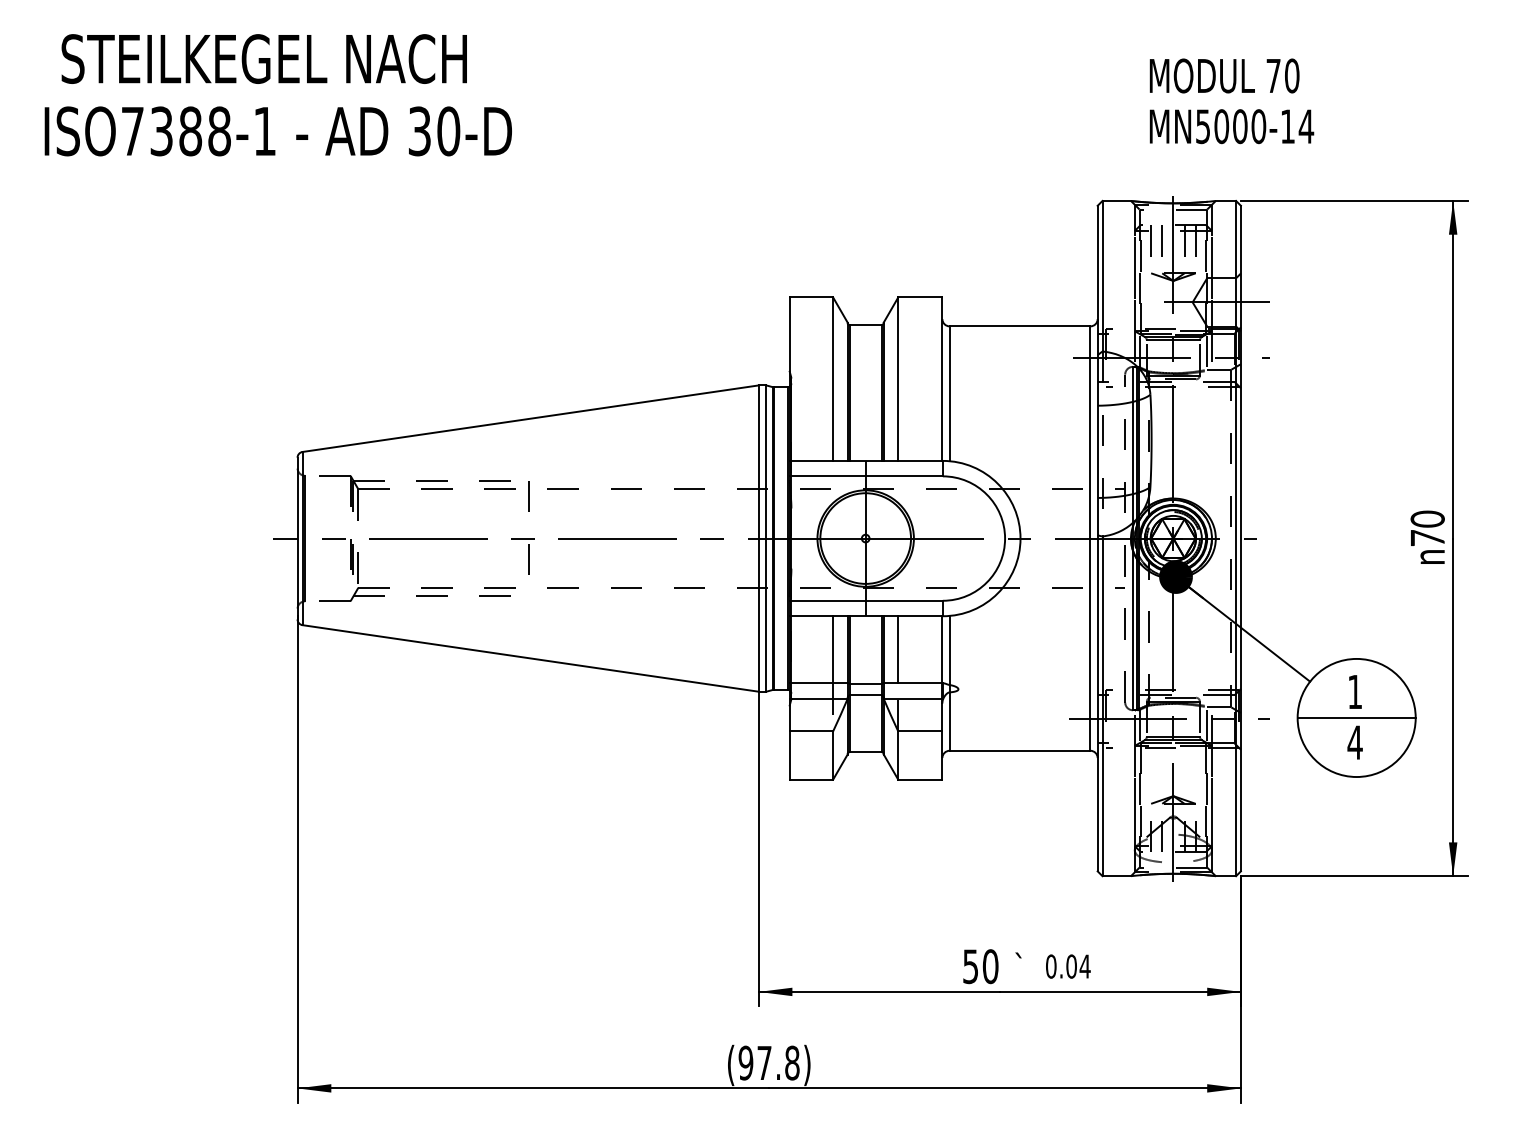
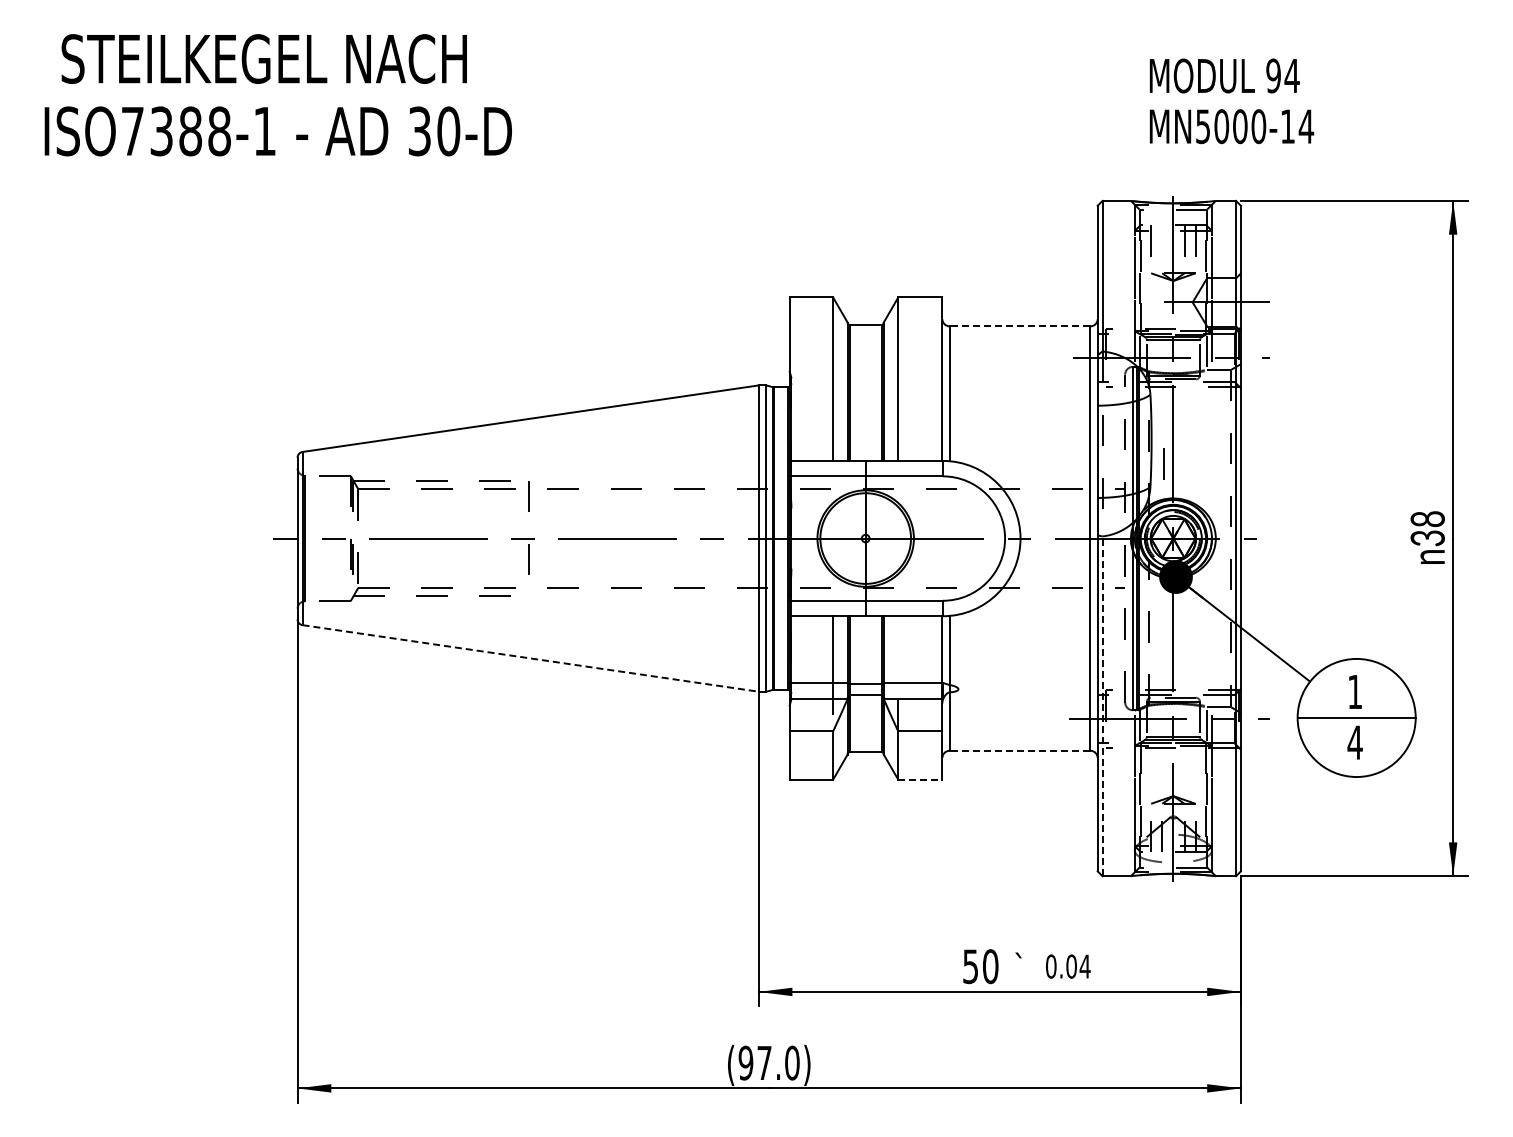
text: 70 -> 94 (1282, 75)
line position: (1161, 240) -> (1163, 463) (1163, 463)
line: solid -> dashed (1019, 326)
text: 70 -> 38 (1427, 528)
line: present -> none (898, 649)
line: solid -> dashed (531, 658)
line: solid -> dashed (1102, 706)
line: solid -> dashed (1019, 750)
line: solid -> dashed (920, 779)
text: (97.8) -> (97.0) (792, 1063)
